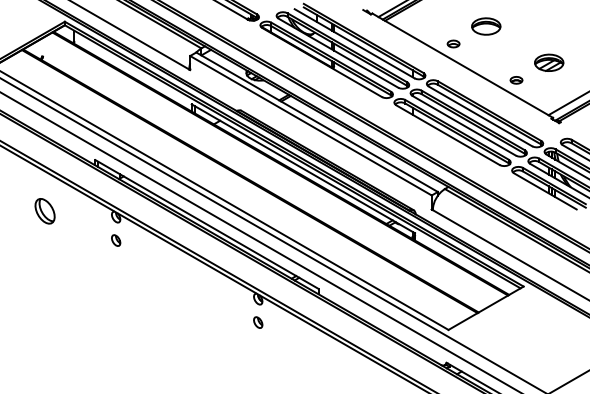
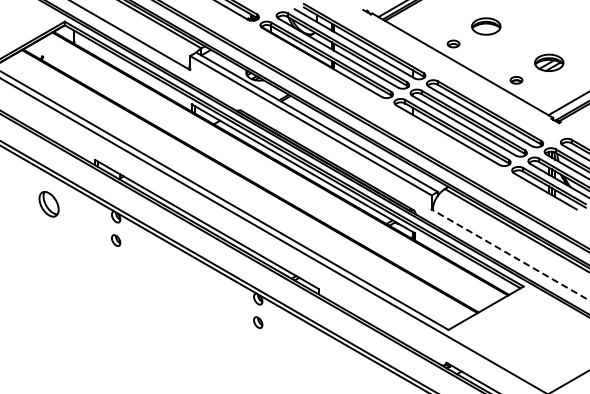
part position: (44, 211) -> (48, 204) (48, 204)
line: present -> none (259, 241)
line: solid -> dashed (510, 255)
